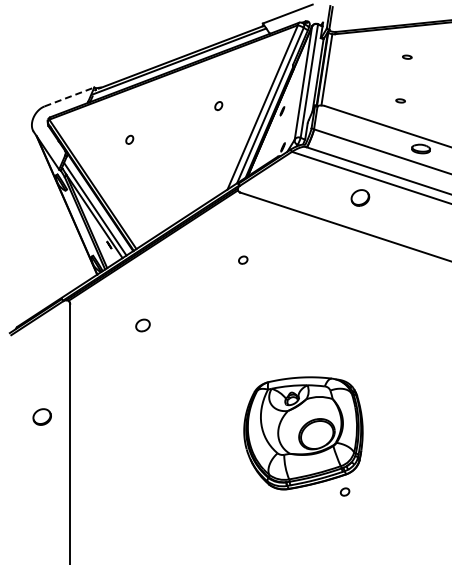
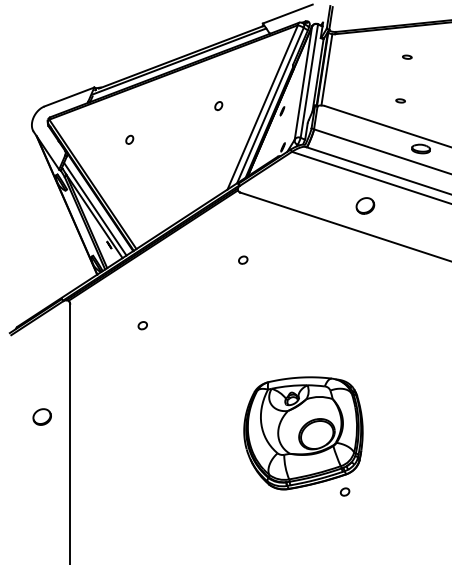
line: dashed -> solid (69, 96)
part position: (360, 197) -> (365, 205) (365, 205)
part size: 16x15 px -> 11x10 px (142, 325)
